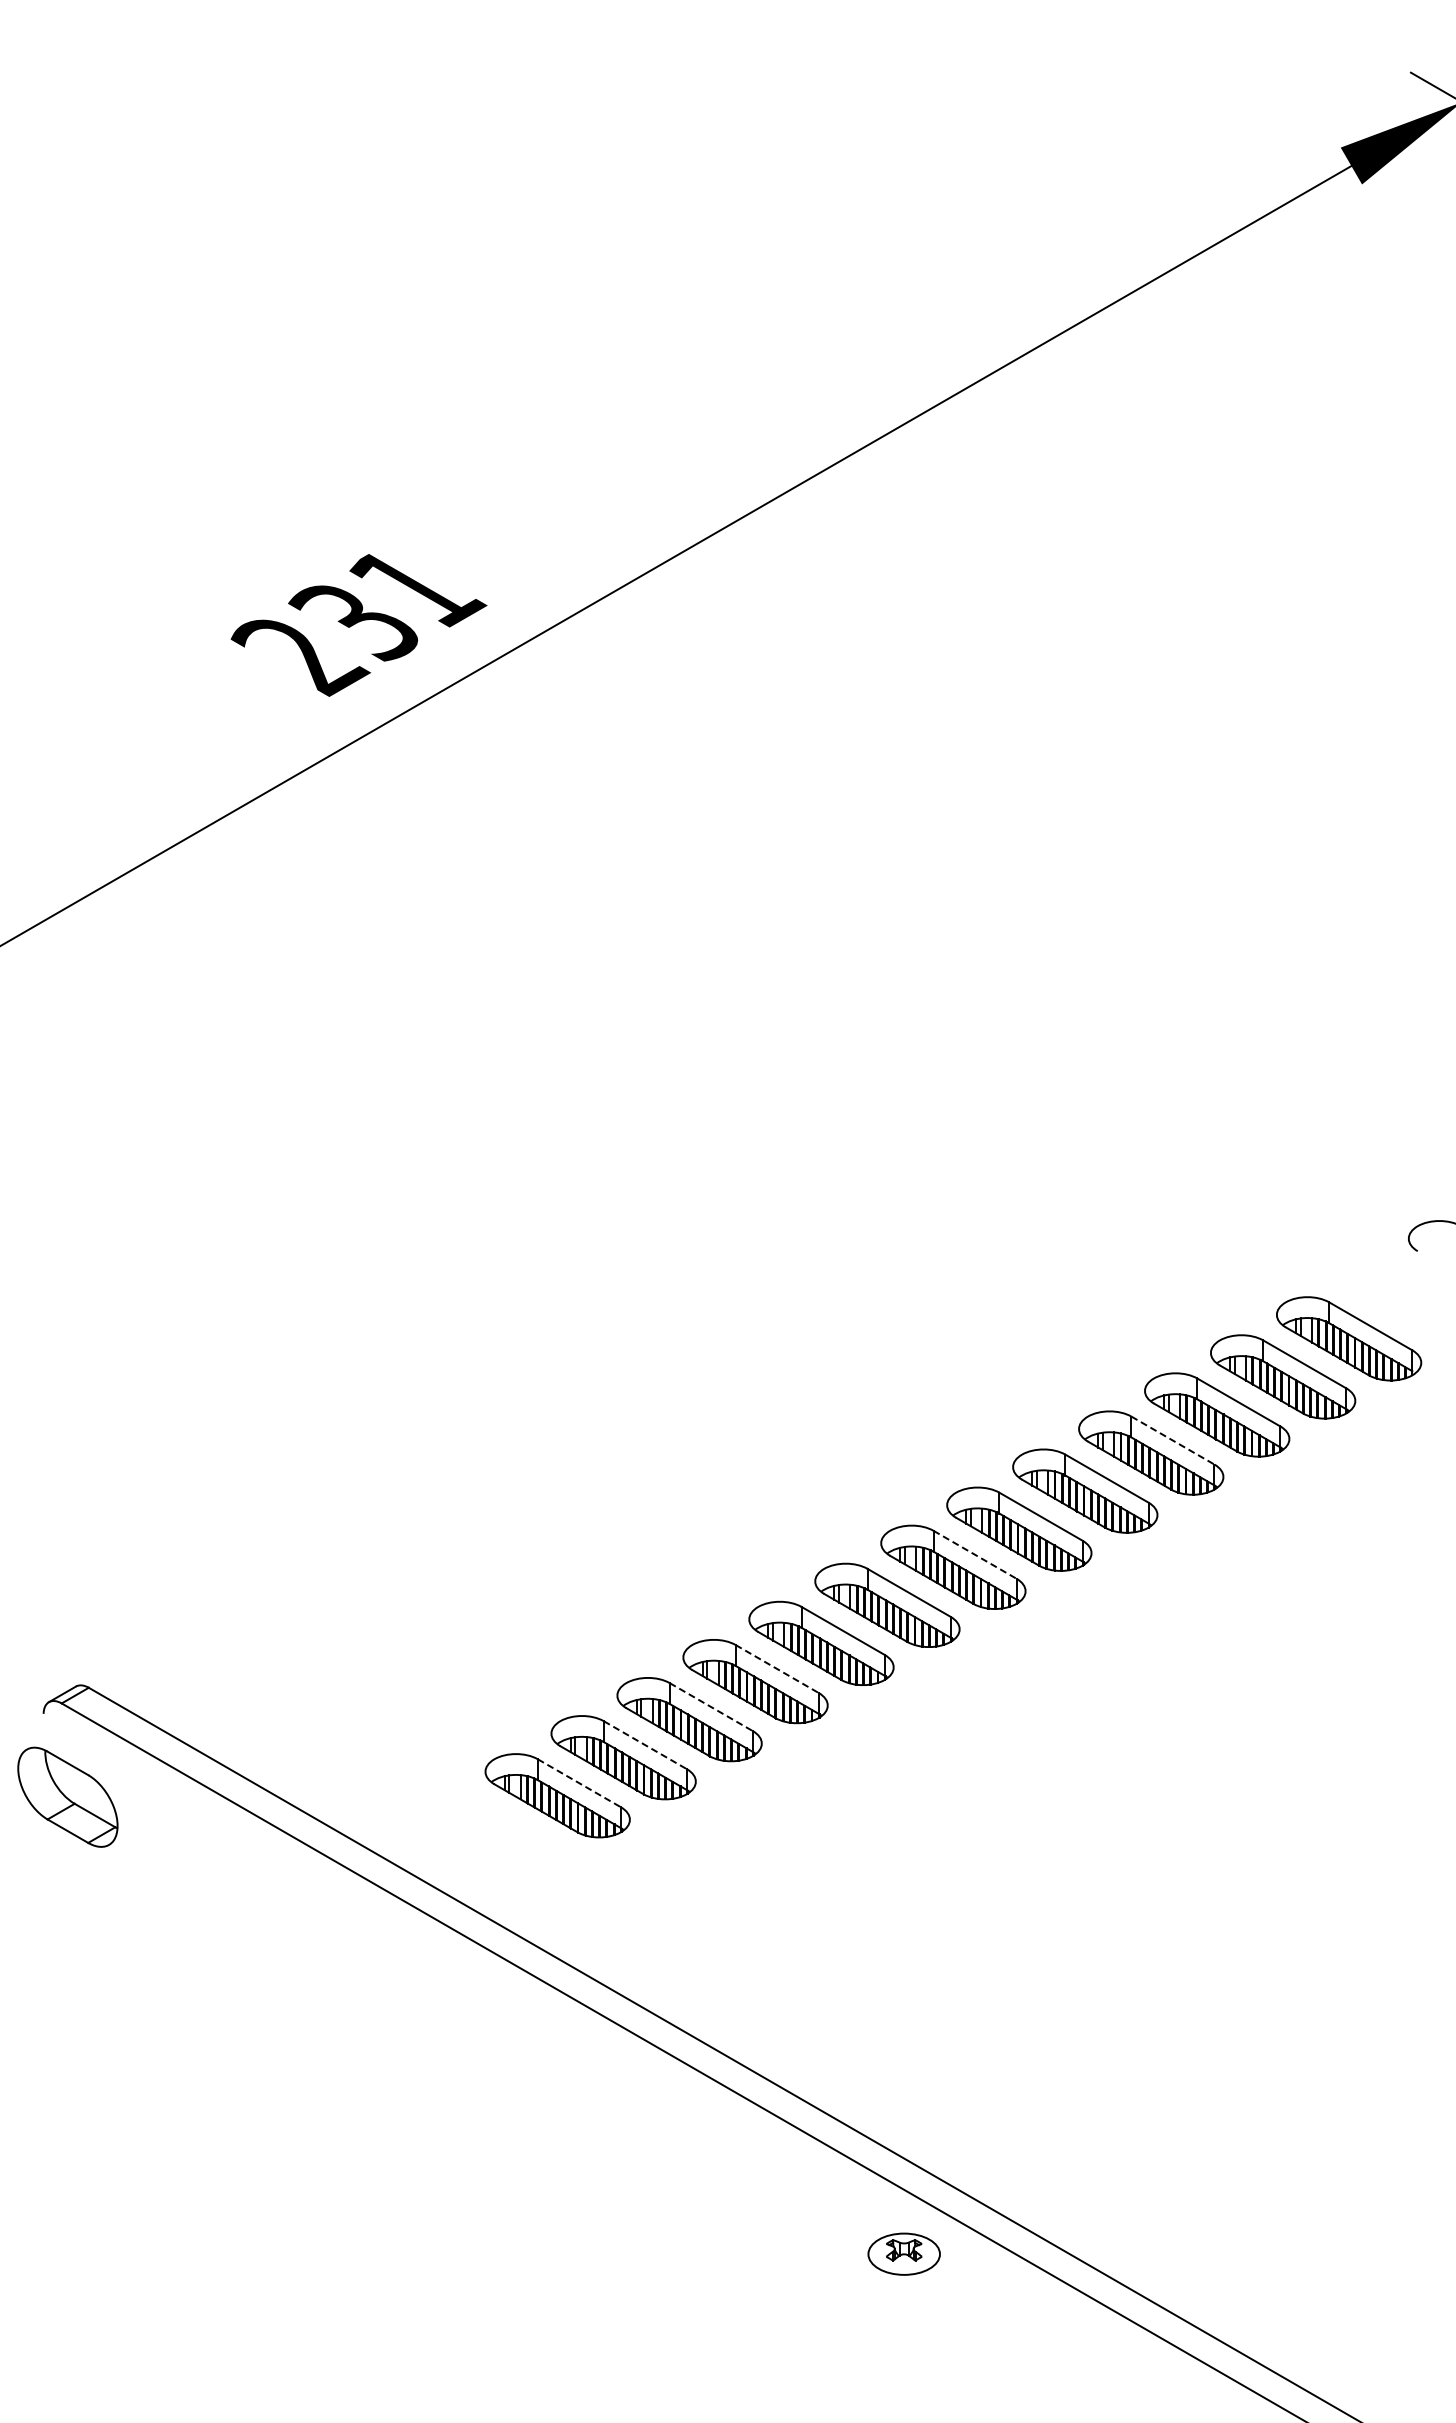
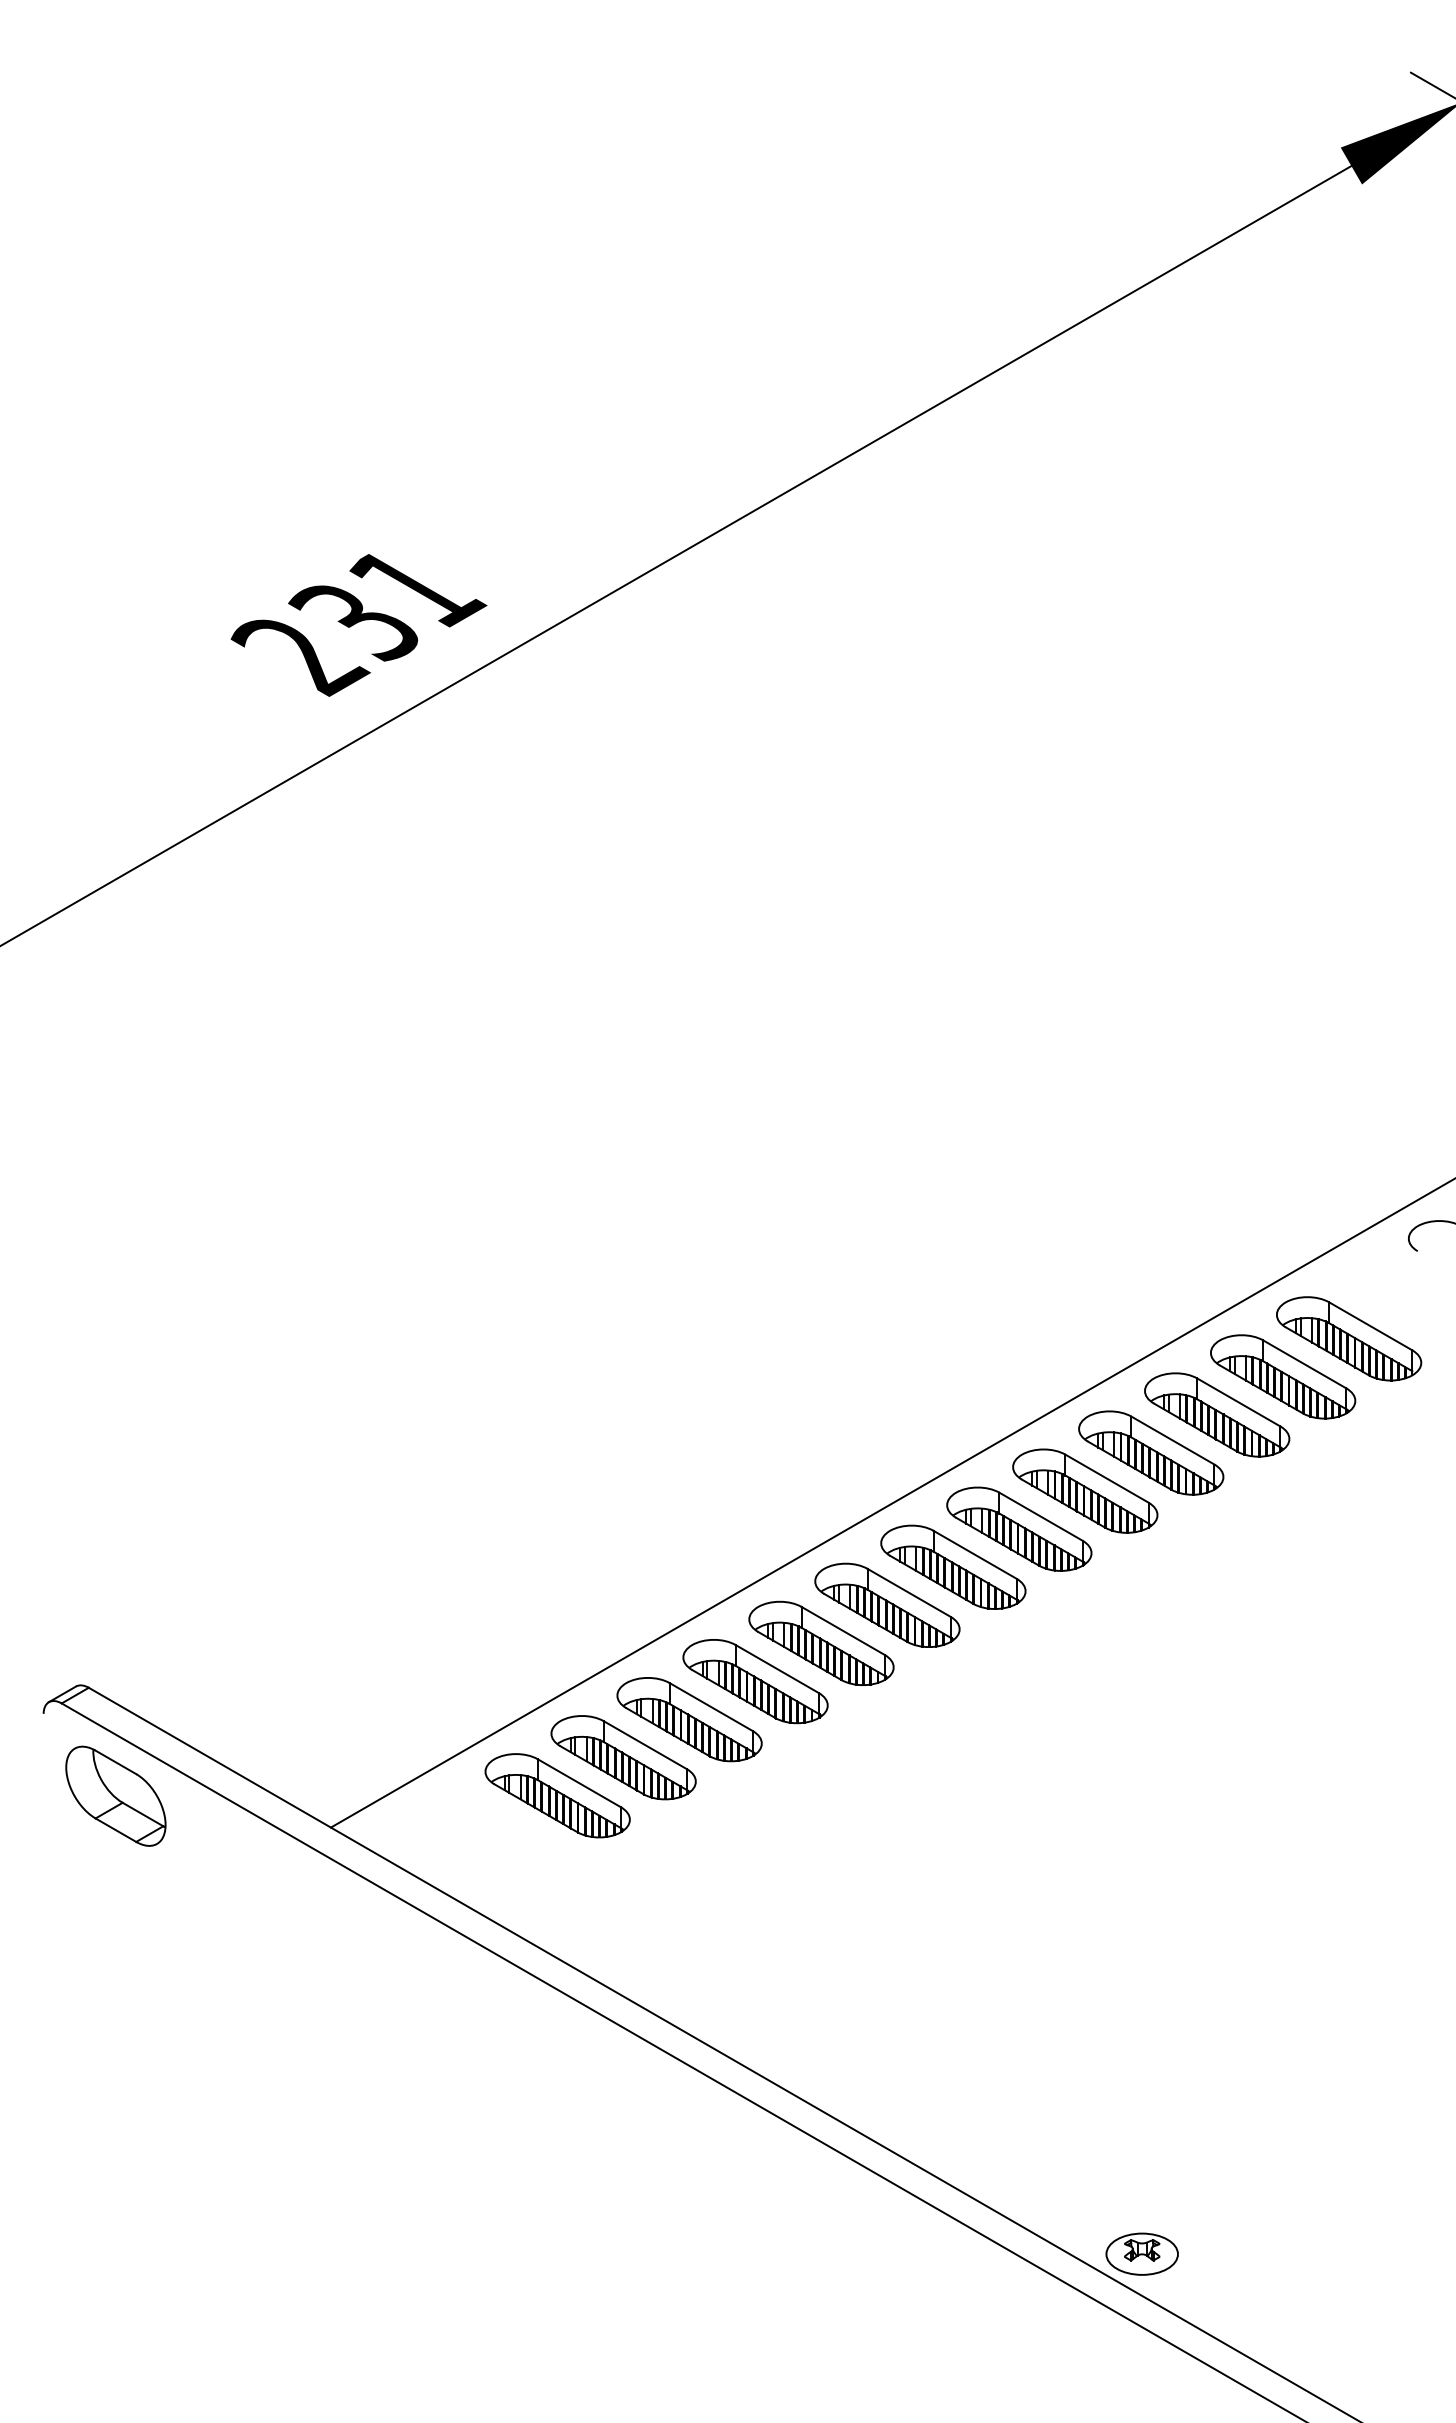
line: dashed -> solid (1172, 1440)
line: none -> present (891, 1503)
line: dashed -> solid (975, 1554)
line: dashed -> solid (777, 1669)
line: dashed -> solid (711, 1707)
line: dashed -> solid (645, 1745)
line: dashed -> solid (579, 1783)
part position: (67, 1796) -> (115, 1795) (115, 1795)
part position: (903, 2253) -> (1141, 2253) (1141, 2253)
